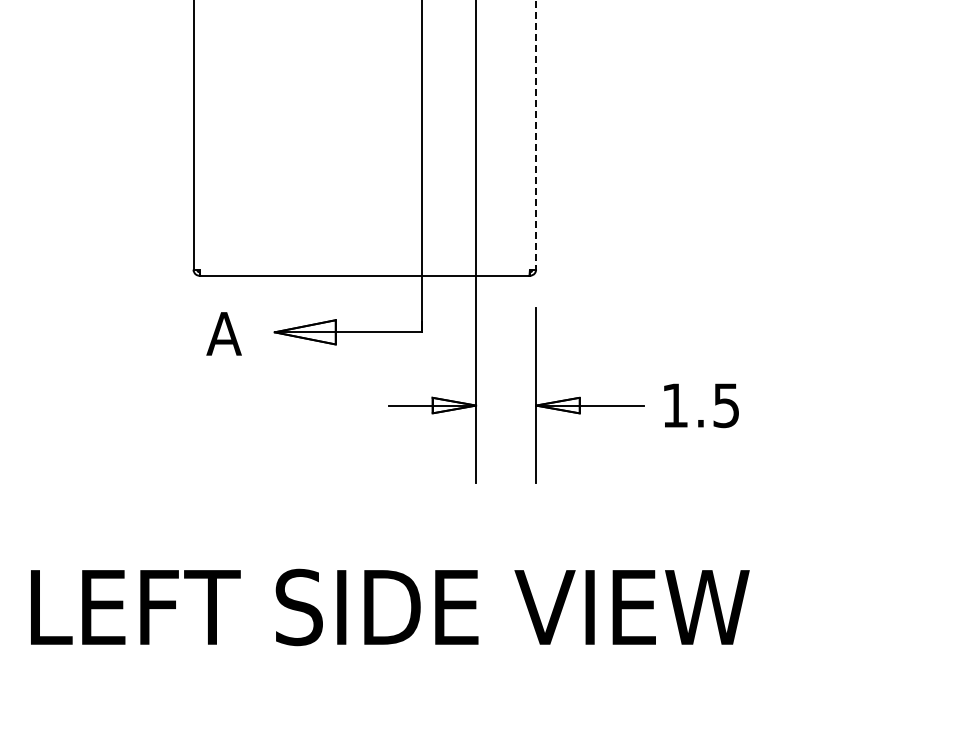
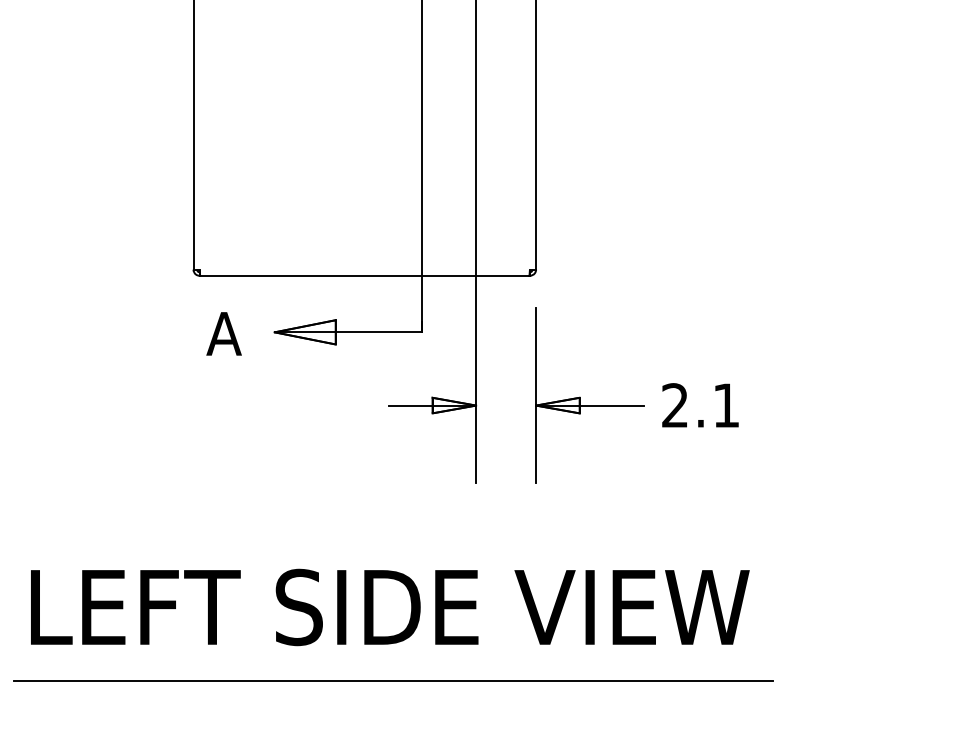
line: dashed -> solid (536, 135)
text: 1.5 -> 2.1 (700, 405)
line: none -> present (393, 681)
